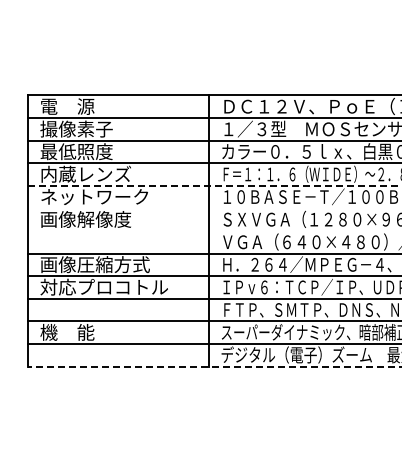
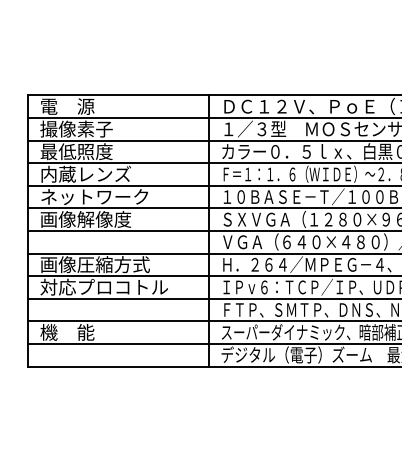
line: dashed -> solid (215, 185)
line: none -> present (213, 208)
line: none -> present (213, 230)
line: dashed -> solid (214, 366)
